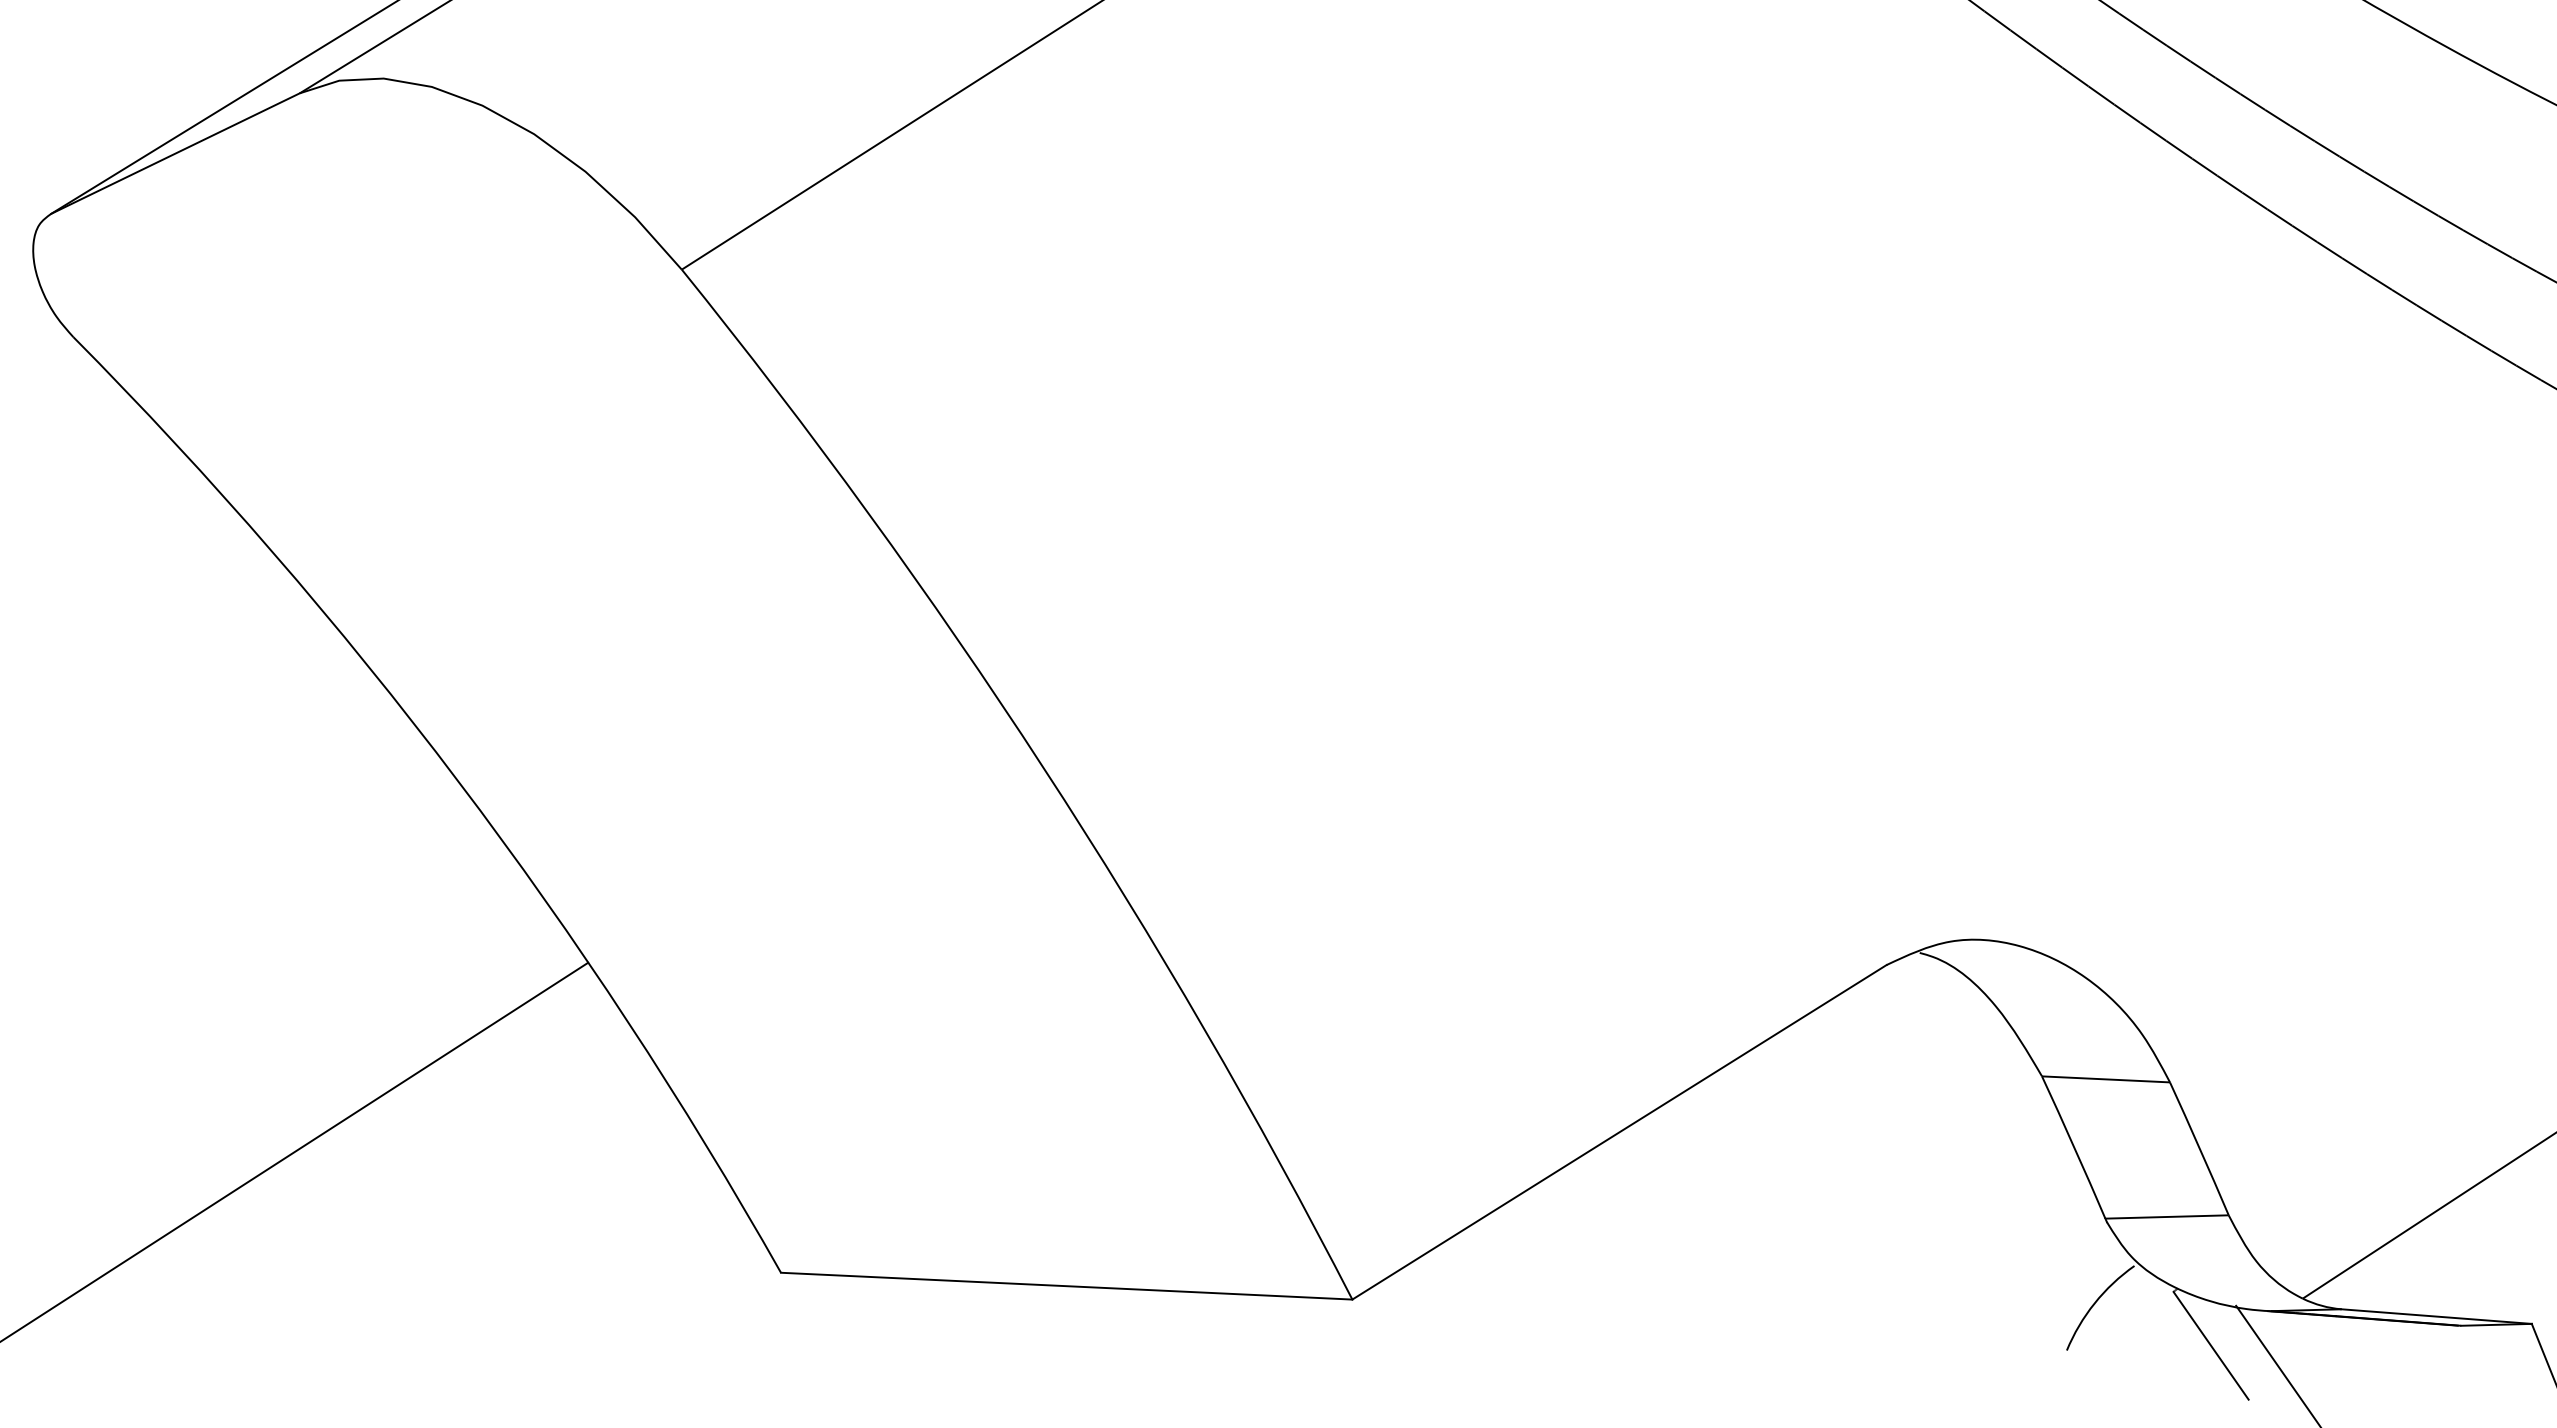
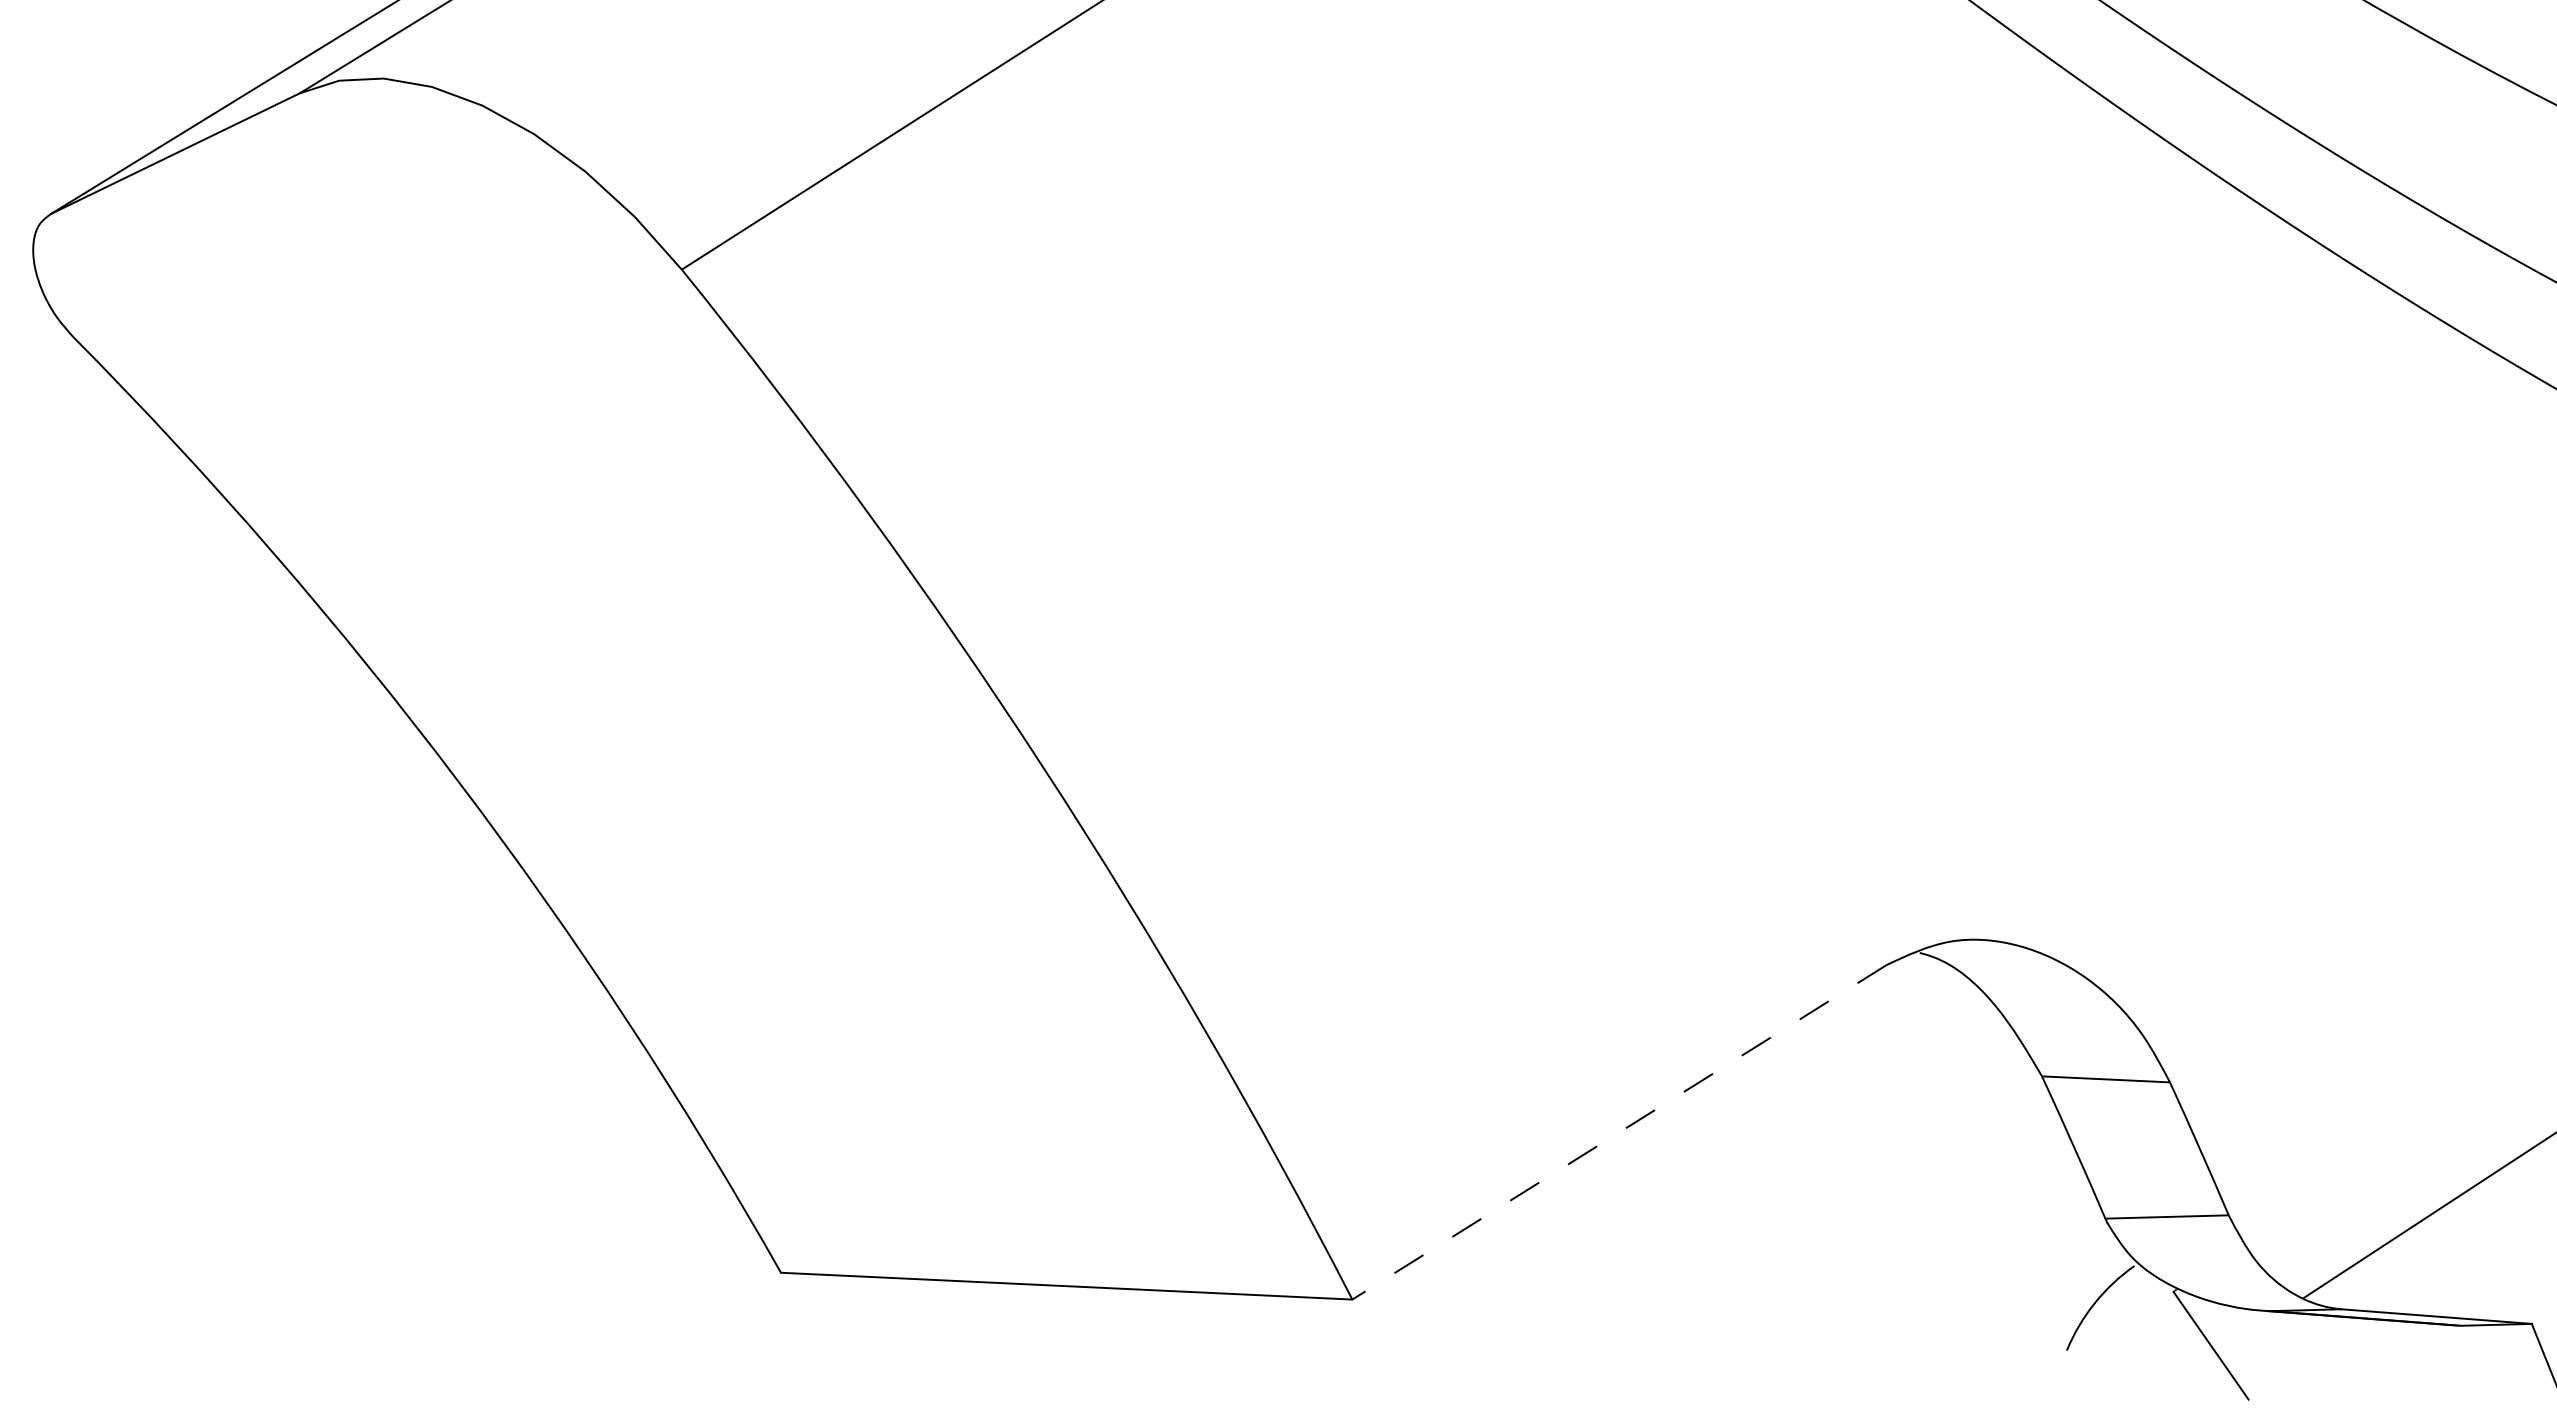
line: solid -> dashed (1619, 1132)
line: present -> none (295, 1151)
line: present -> none (2277, 1364)
